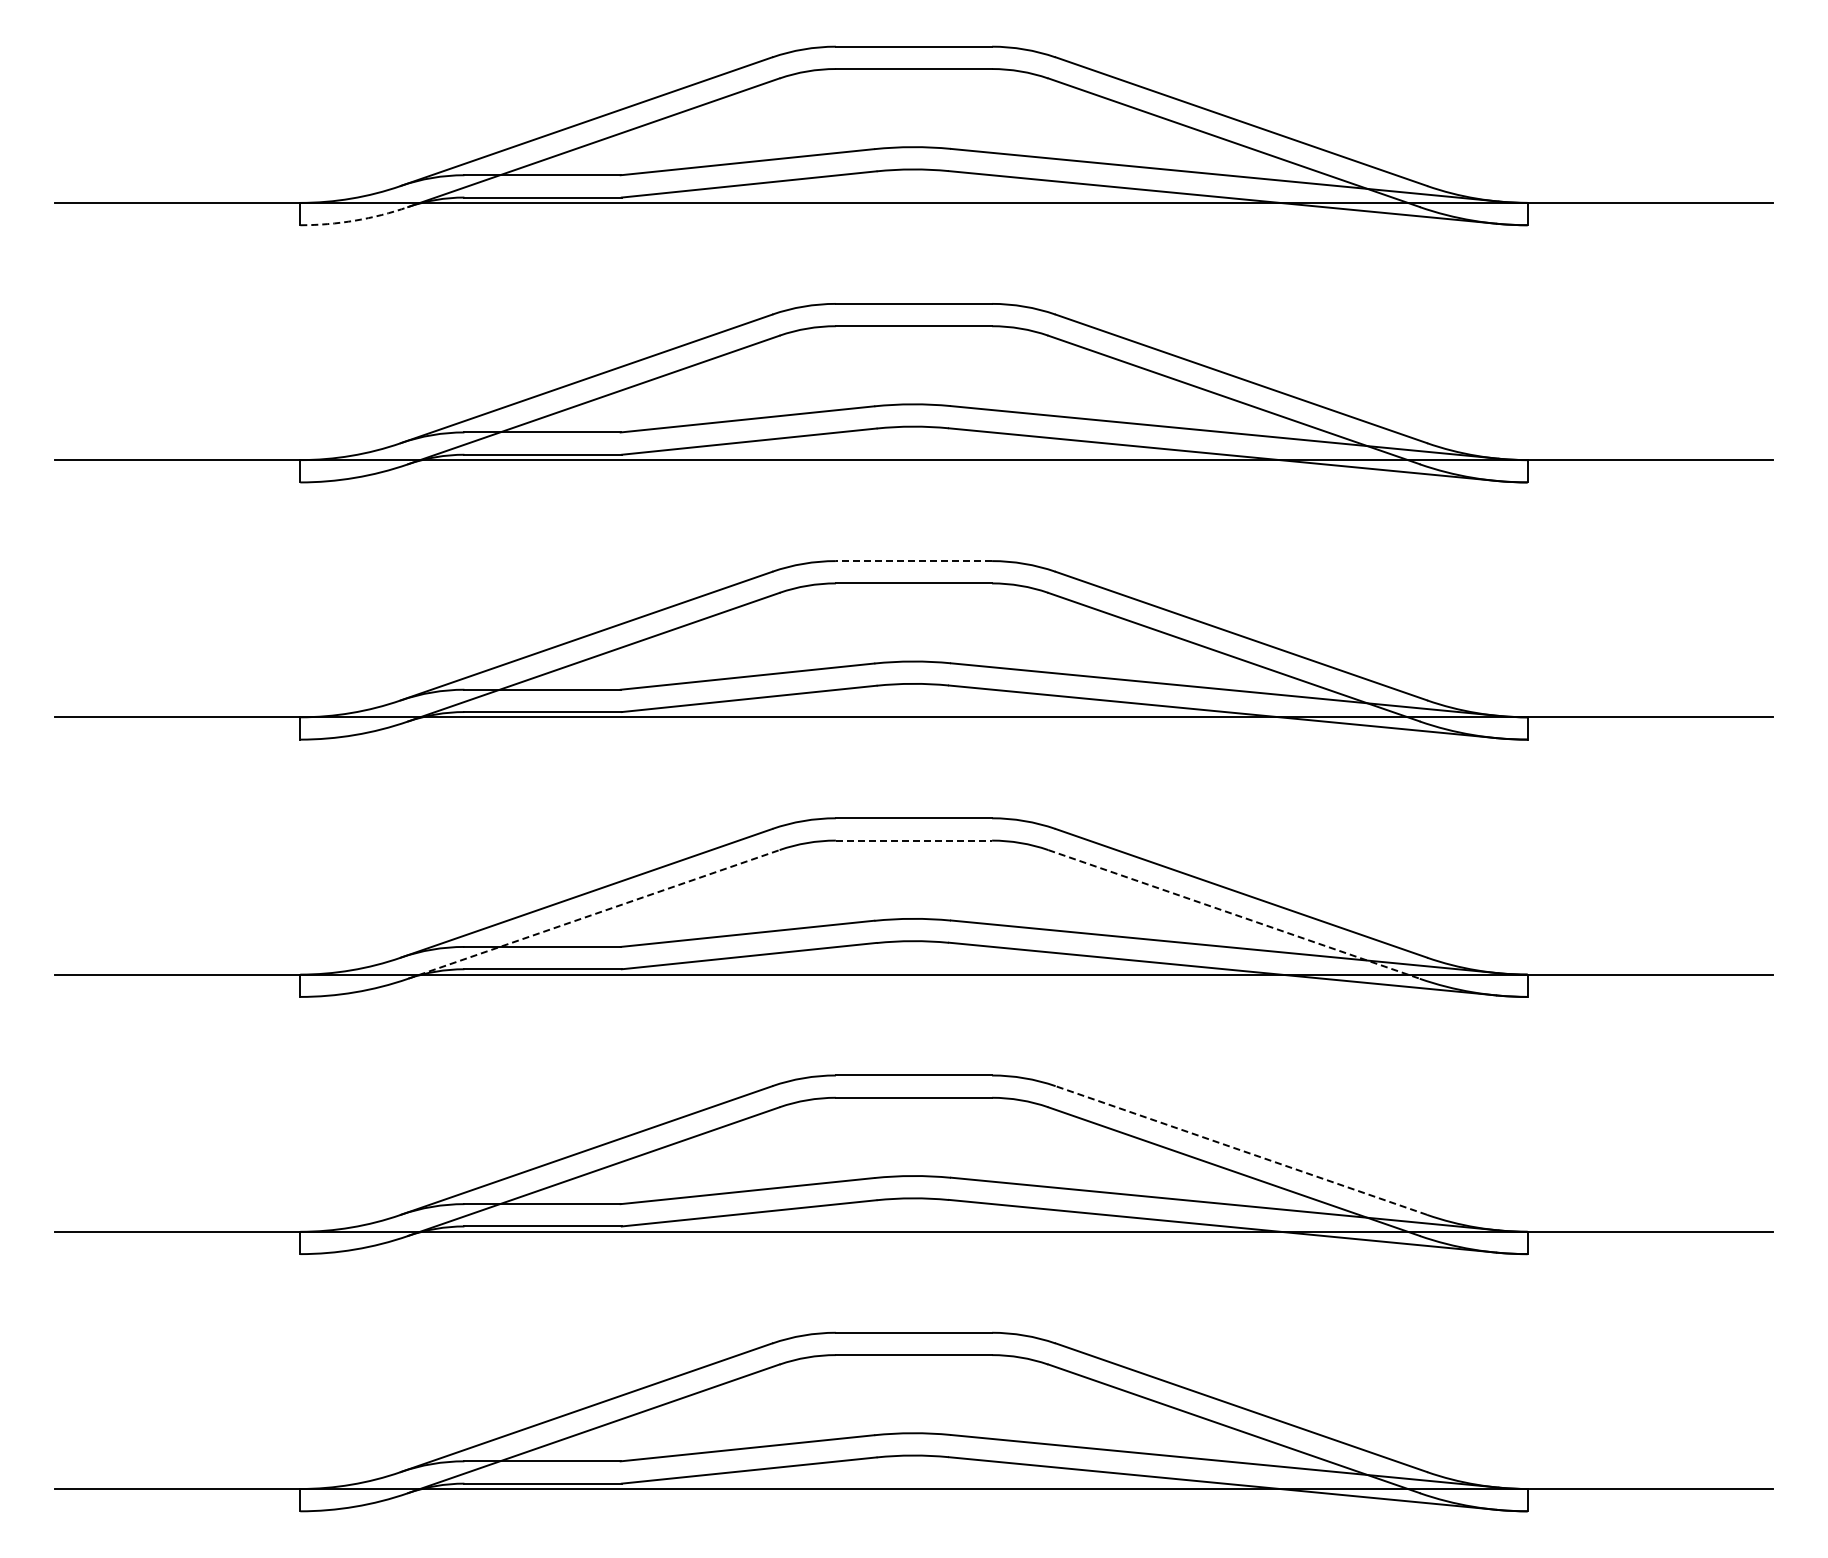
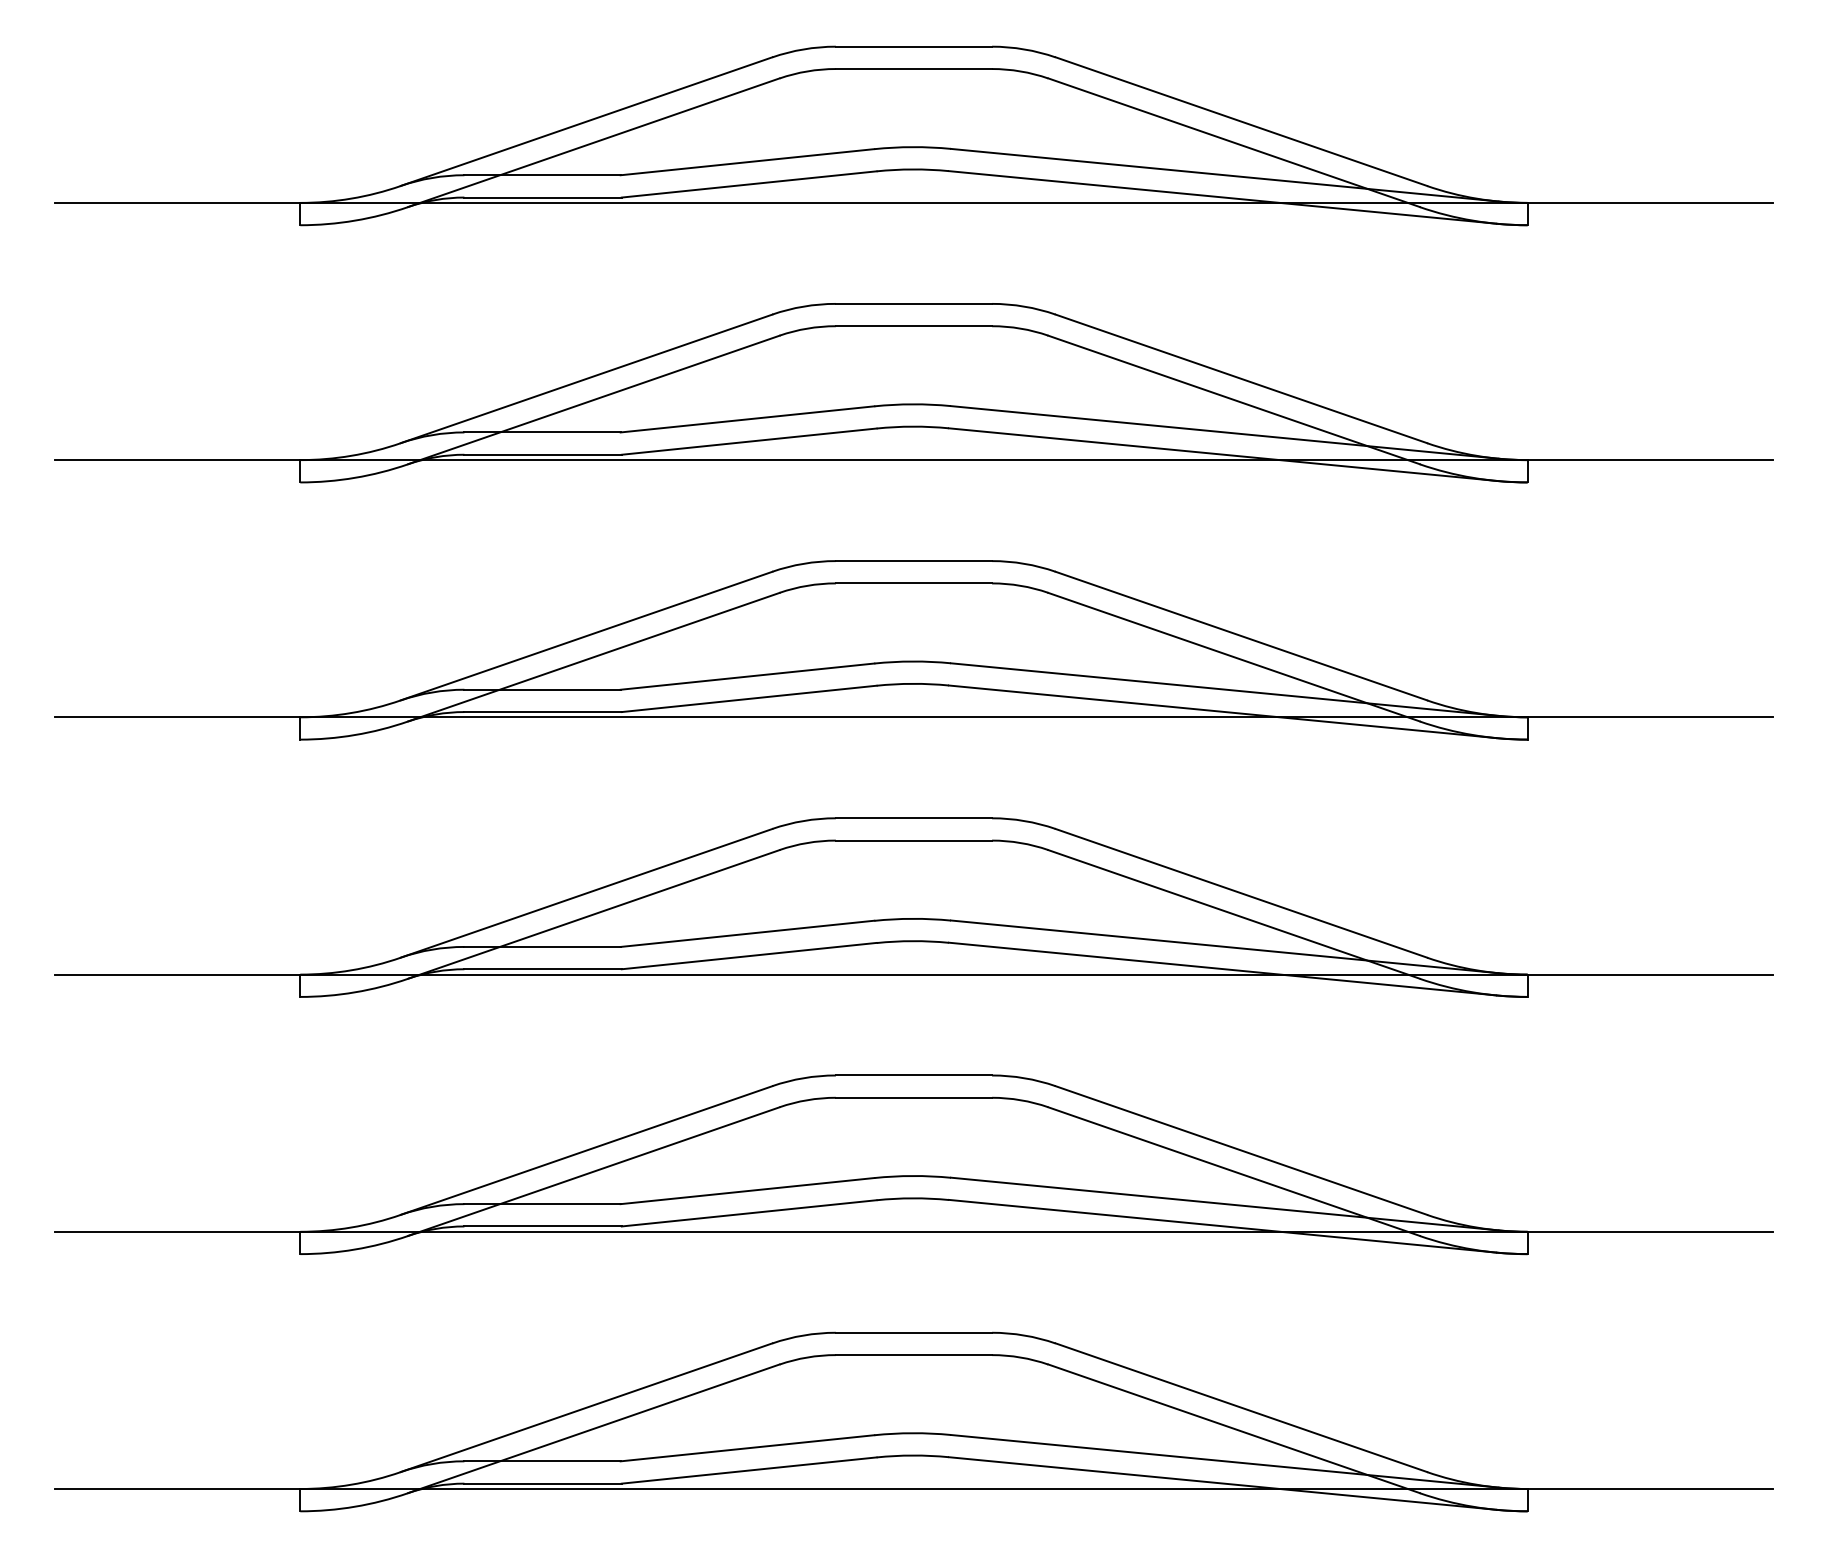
arc: dashed -> solid (354, 220)
line: dashed -> solid (913, 561)
line: dashed -> solid (914, 840)
line: dashed -> solid (593, 914)
line: dashed -> solid (1234, 914)
line: dashed -> solid (1241, 1150)
